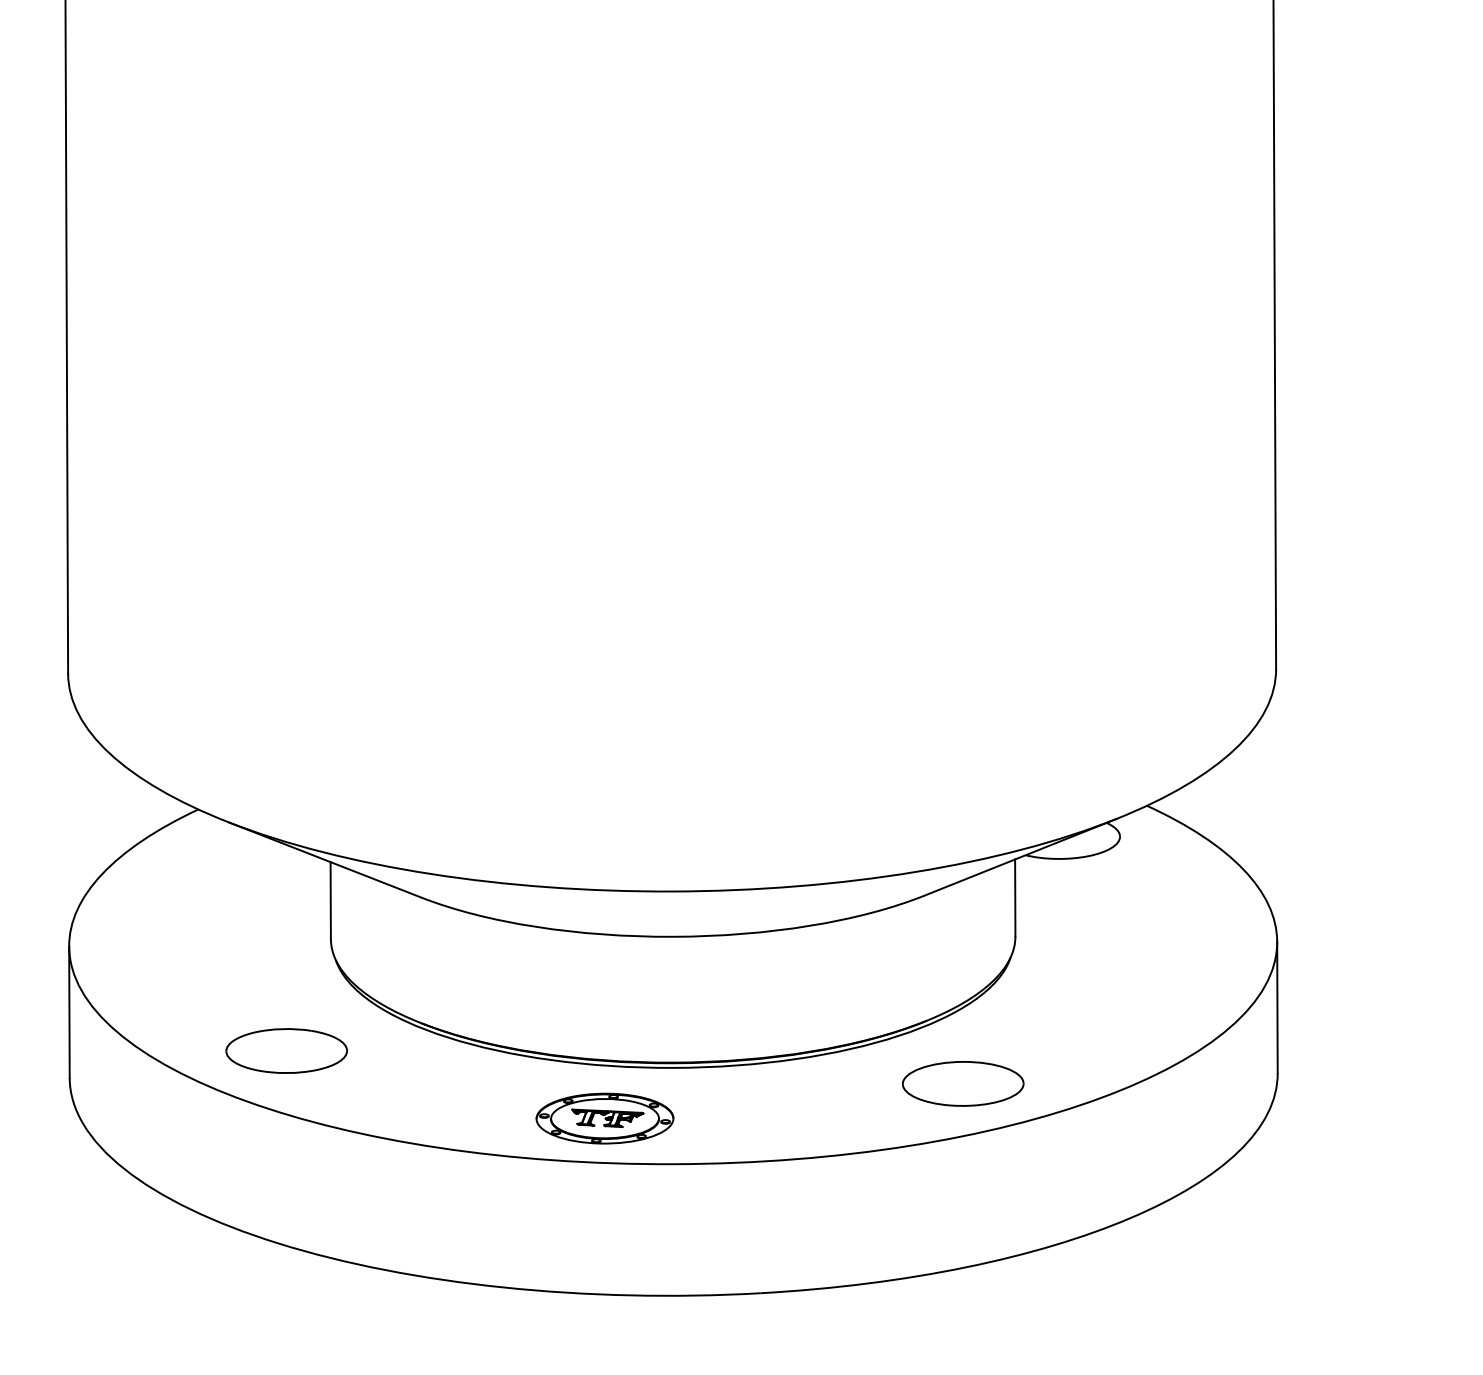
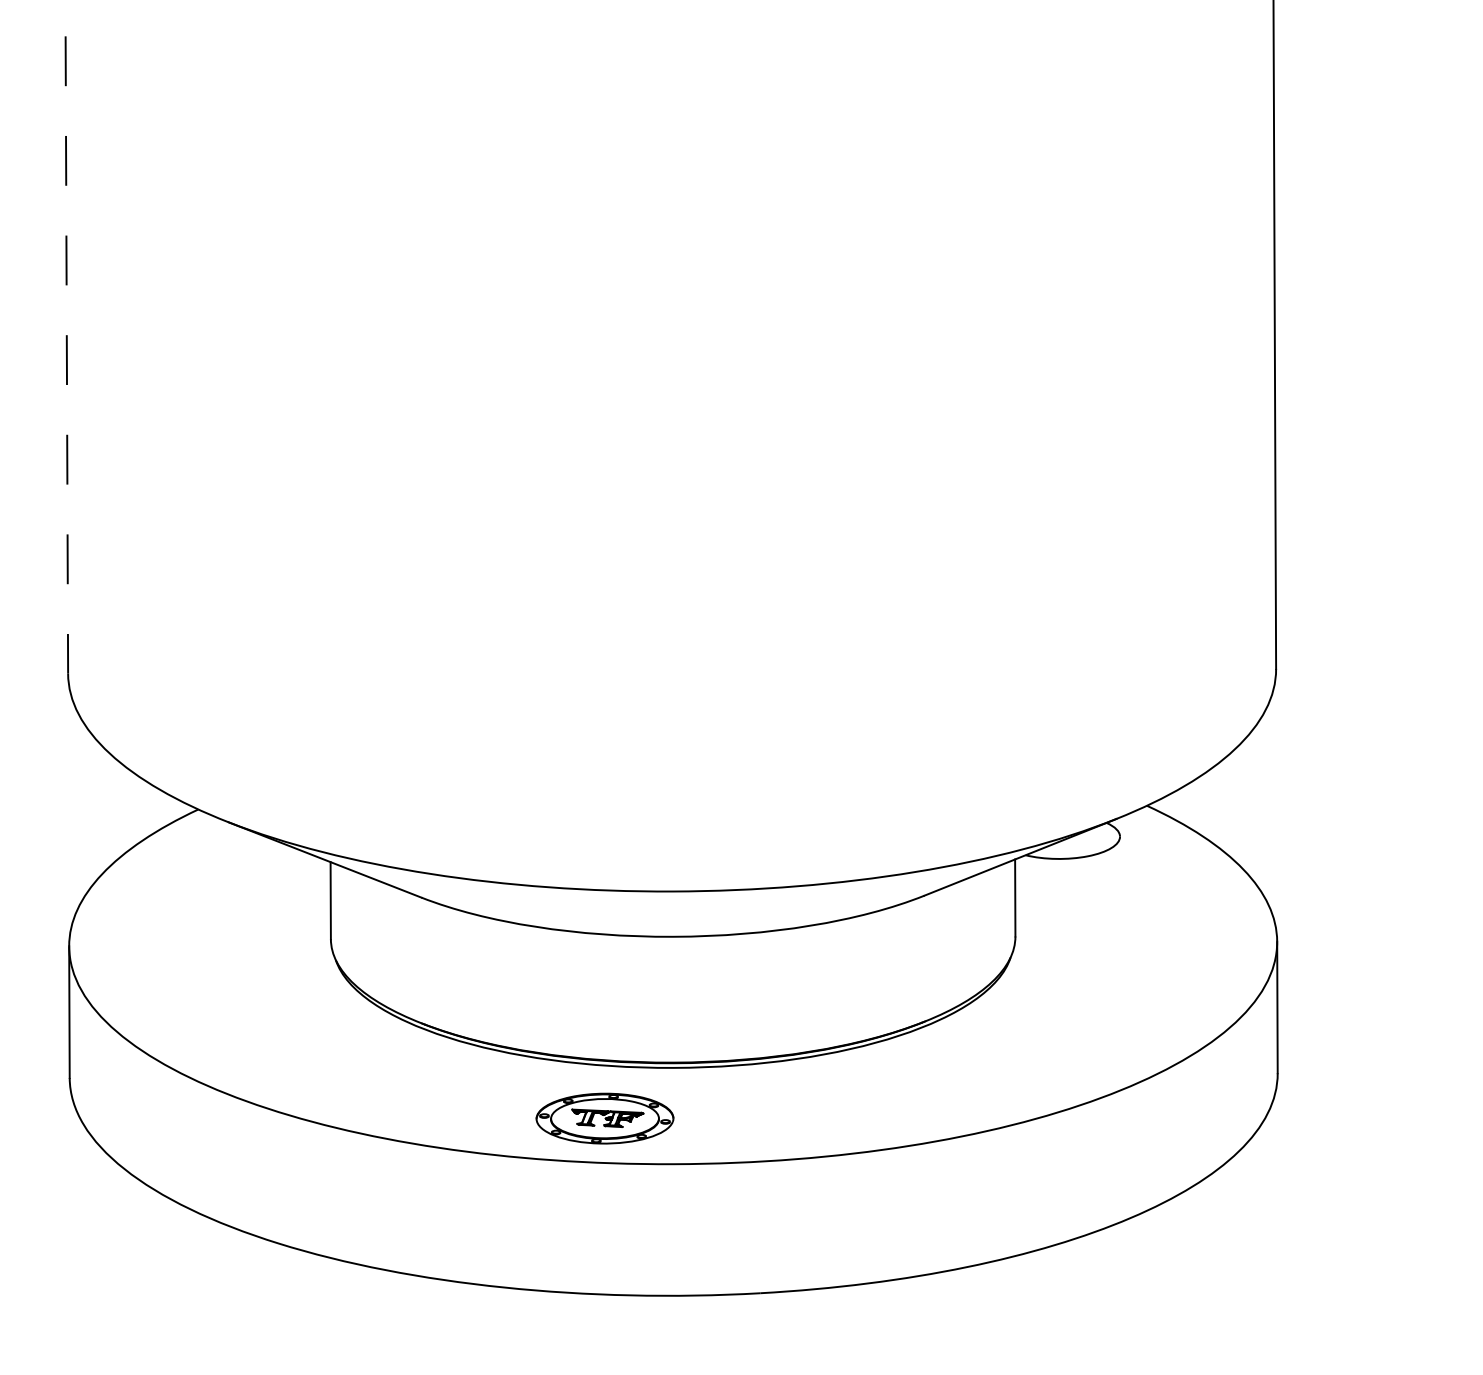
line: solid -> dashed (66, 336)
part: present -> none (286, 1050)
part: present -> none (963, 1083)
